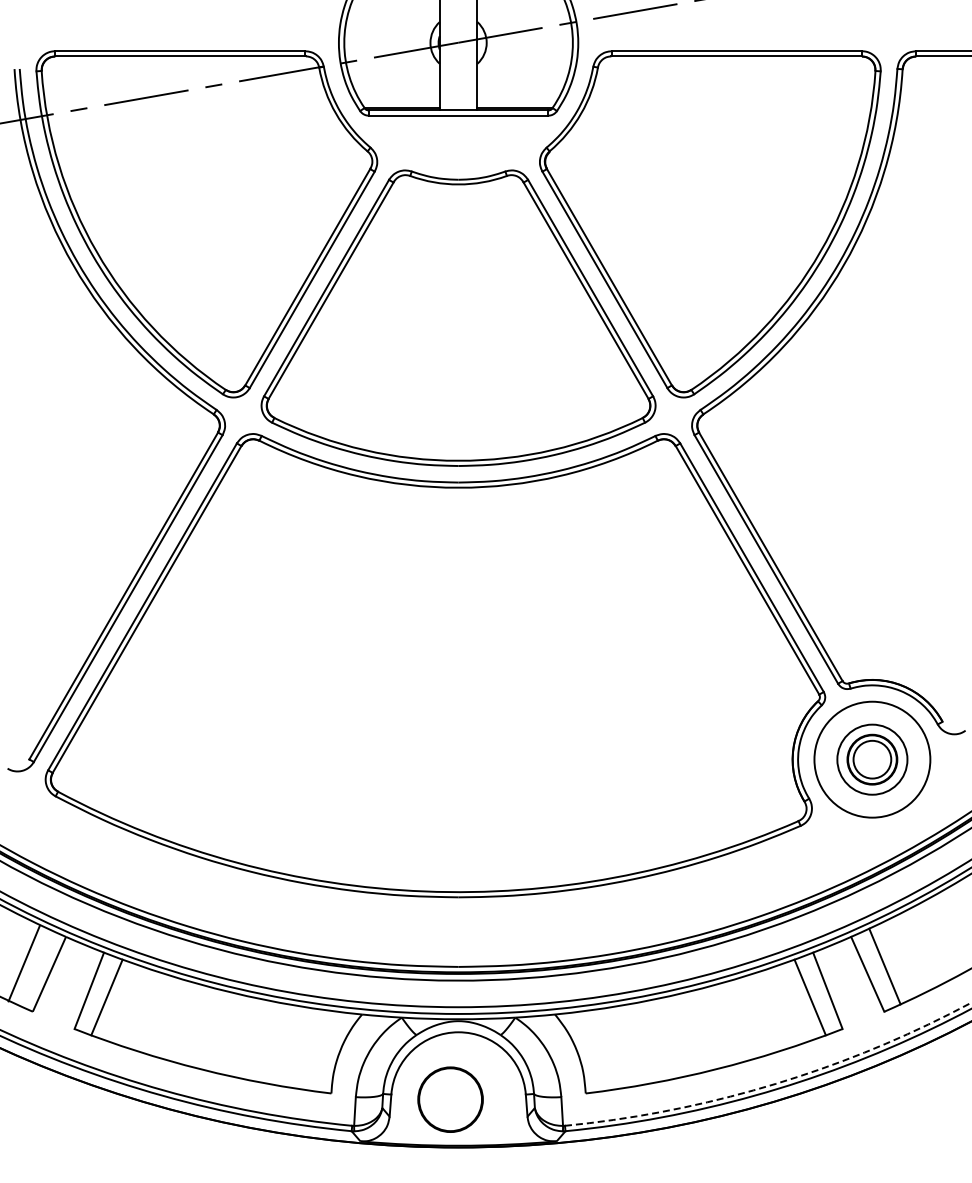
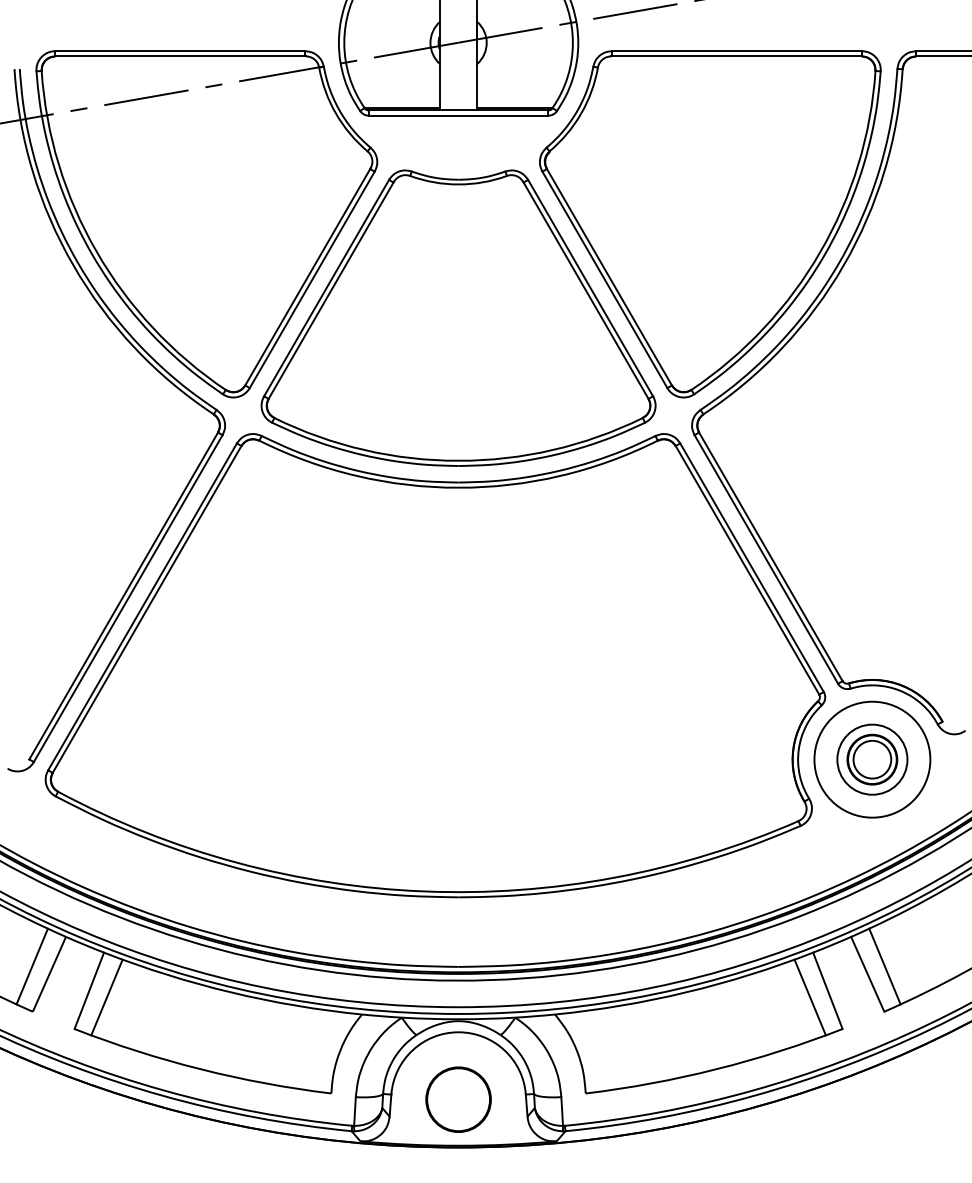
line position: (23, 963) -> (31, 966) (31, 966)
arc: dashed -> solid (775, 1083)
circle position: (450, 1099) -> (458, 1099) (458, 1099)
